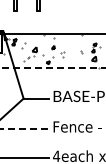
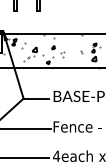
line: dashed -> solid (52, 67)
line: dashed -> solid (26, 129)
